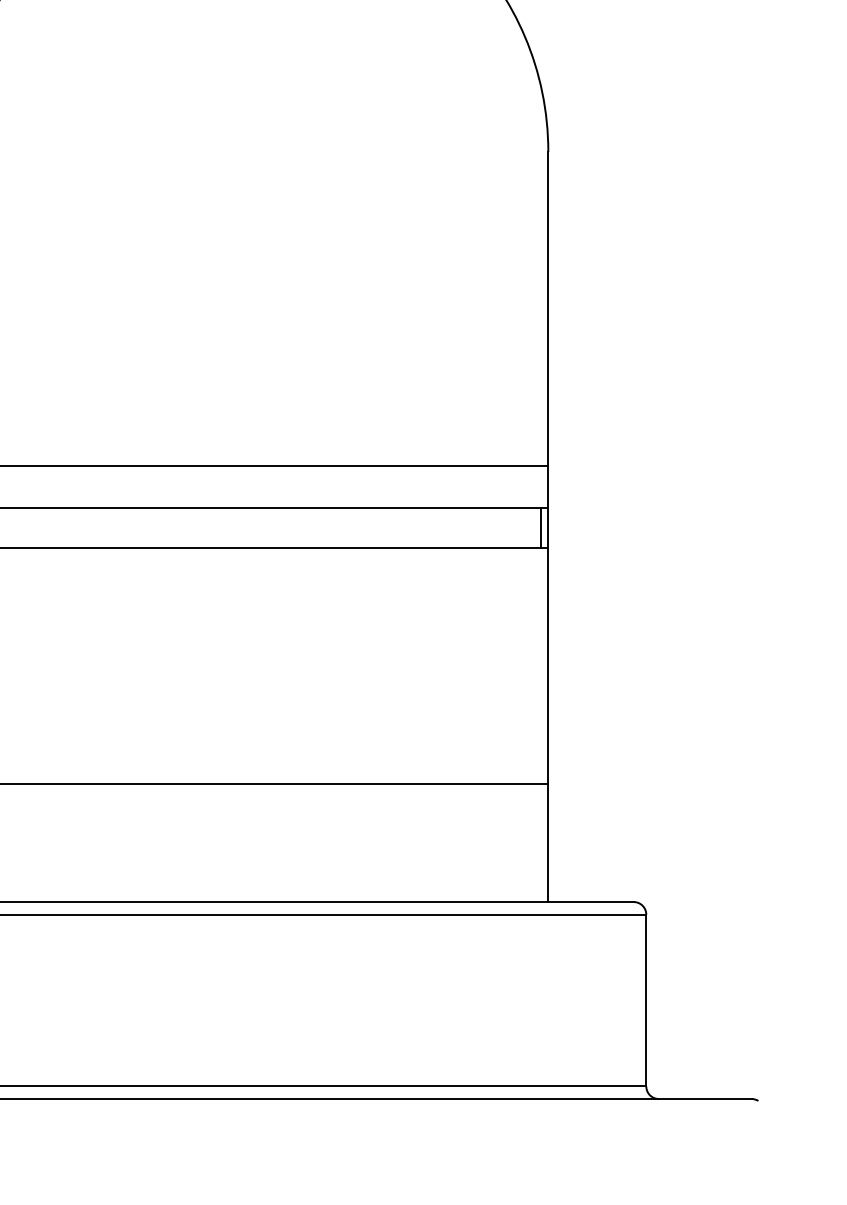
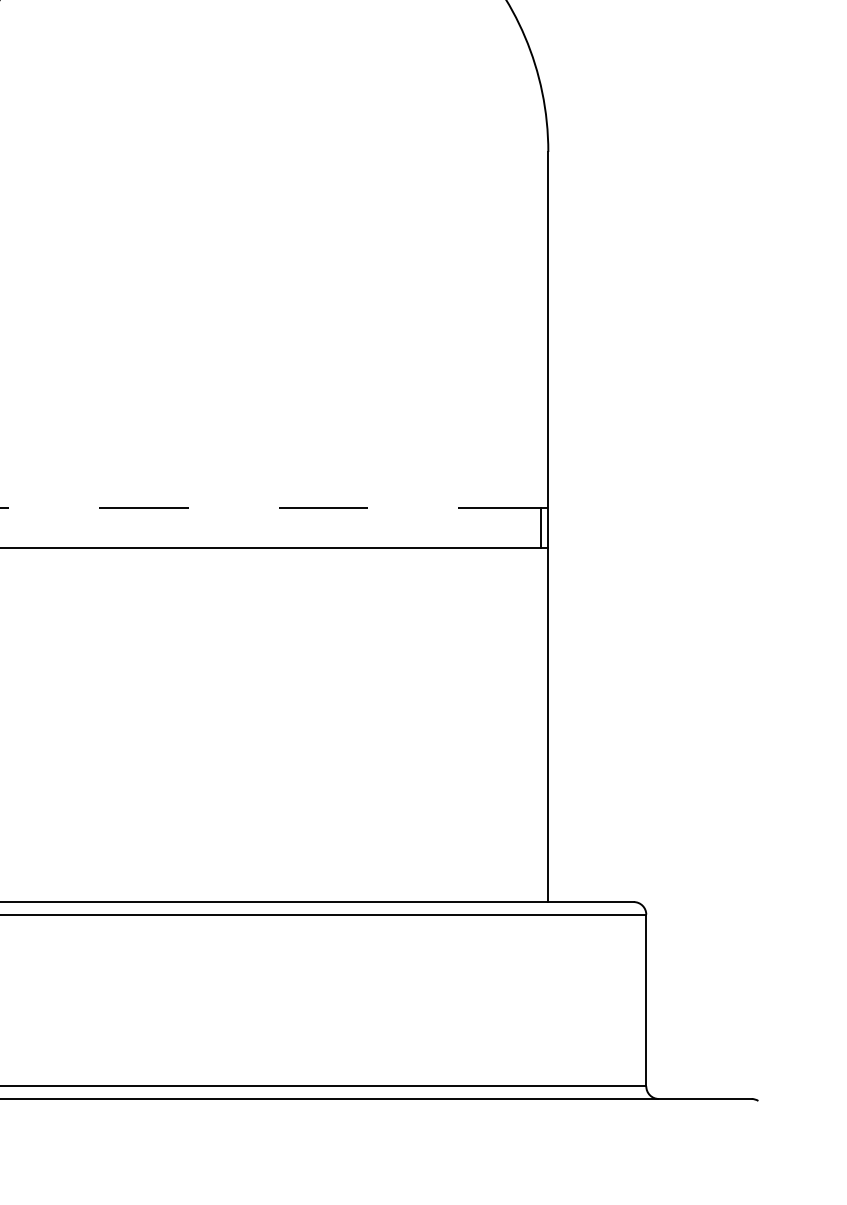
line: present -> none (275, 466)
line: solid -> dashed (274, 508)
line: present -> none (275, 783)
